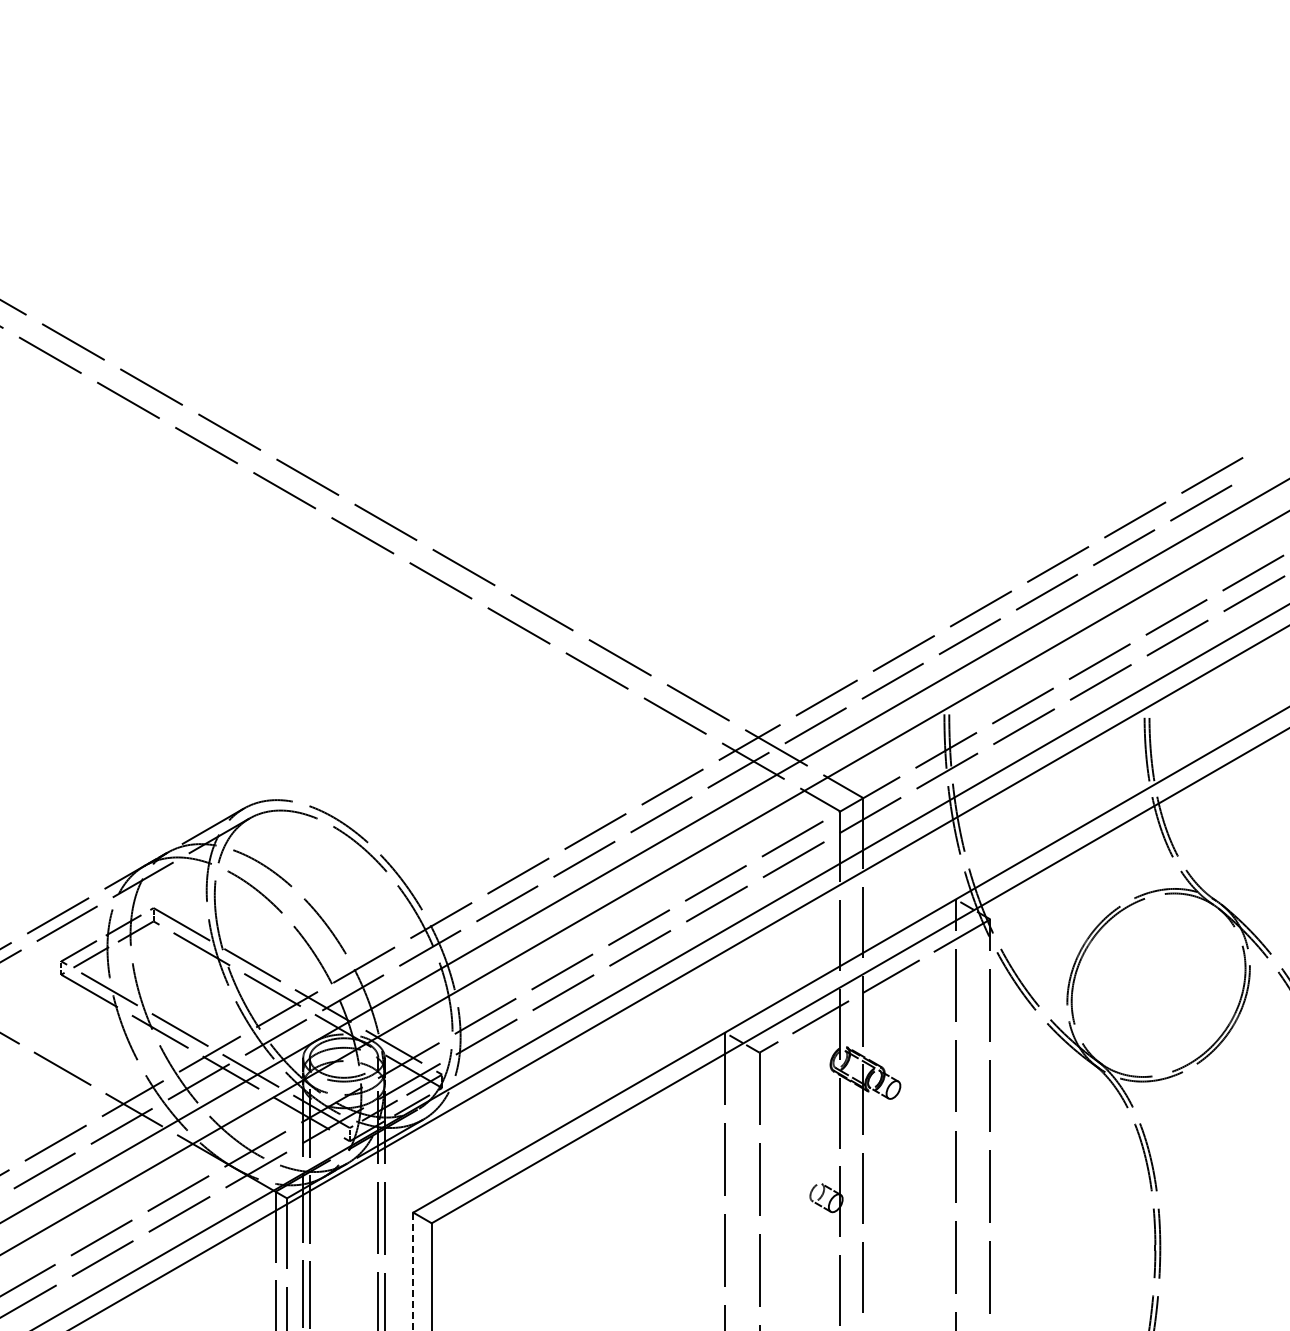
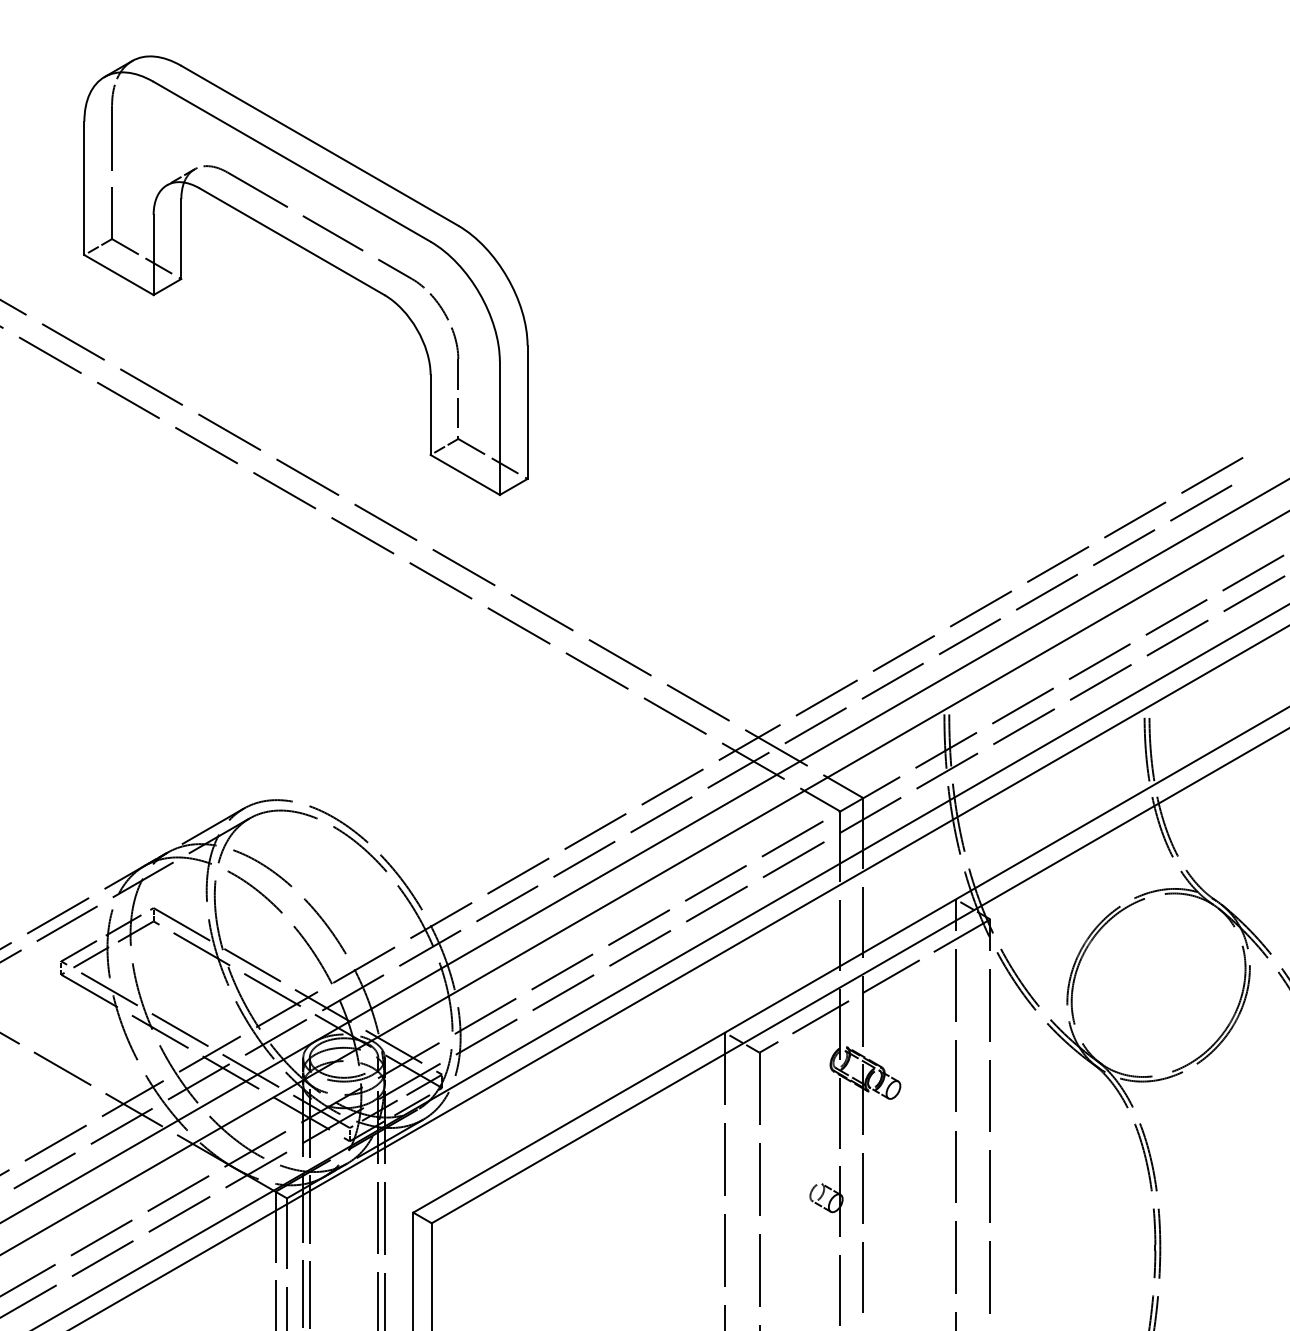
part: none -> present (315, 256)
line: dashed -> solid (413, 1271)
